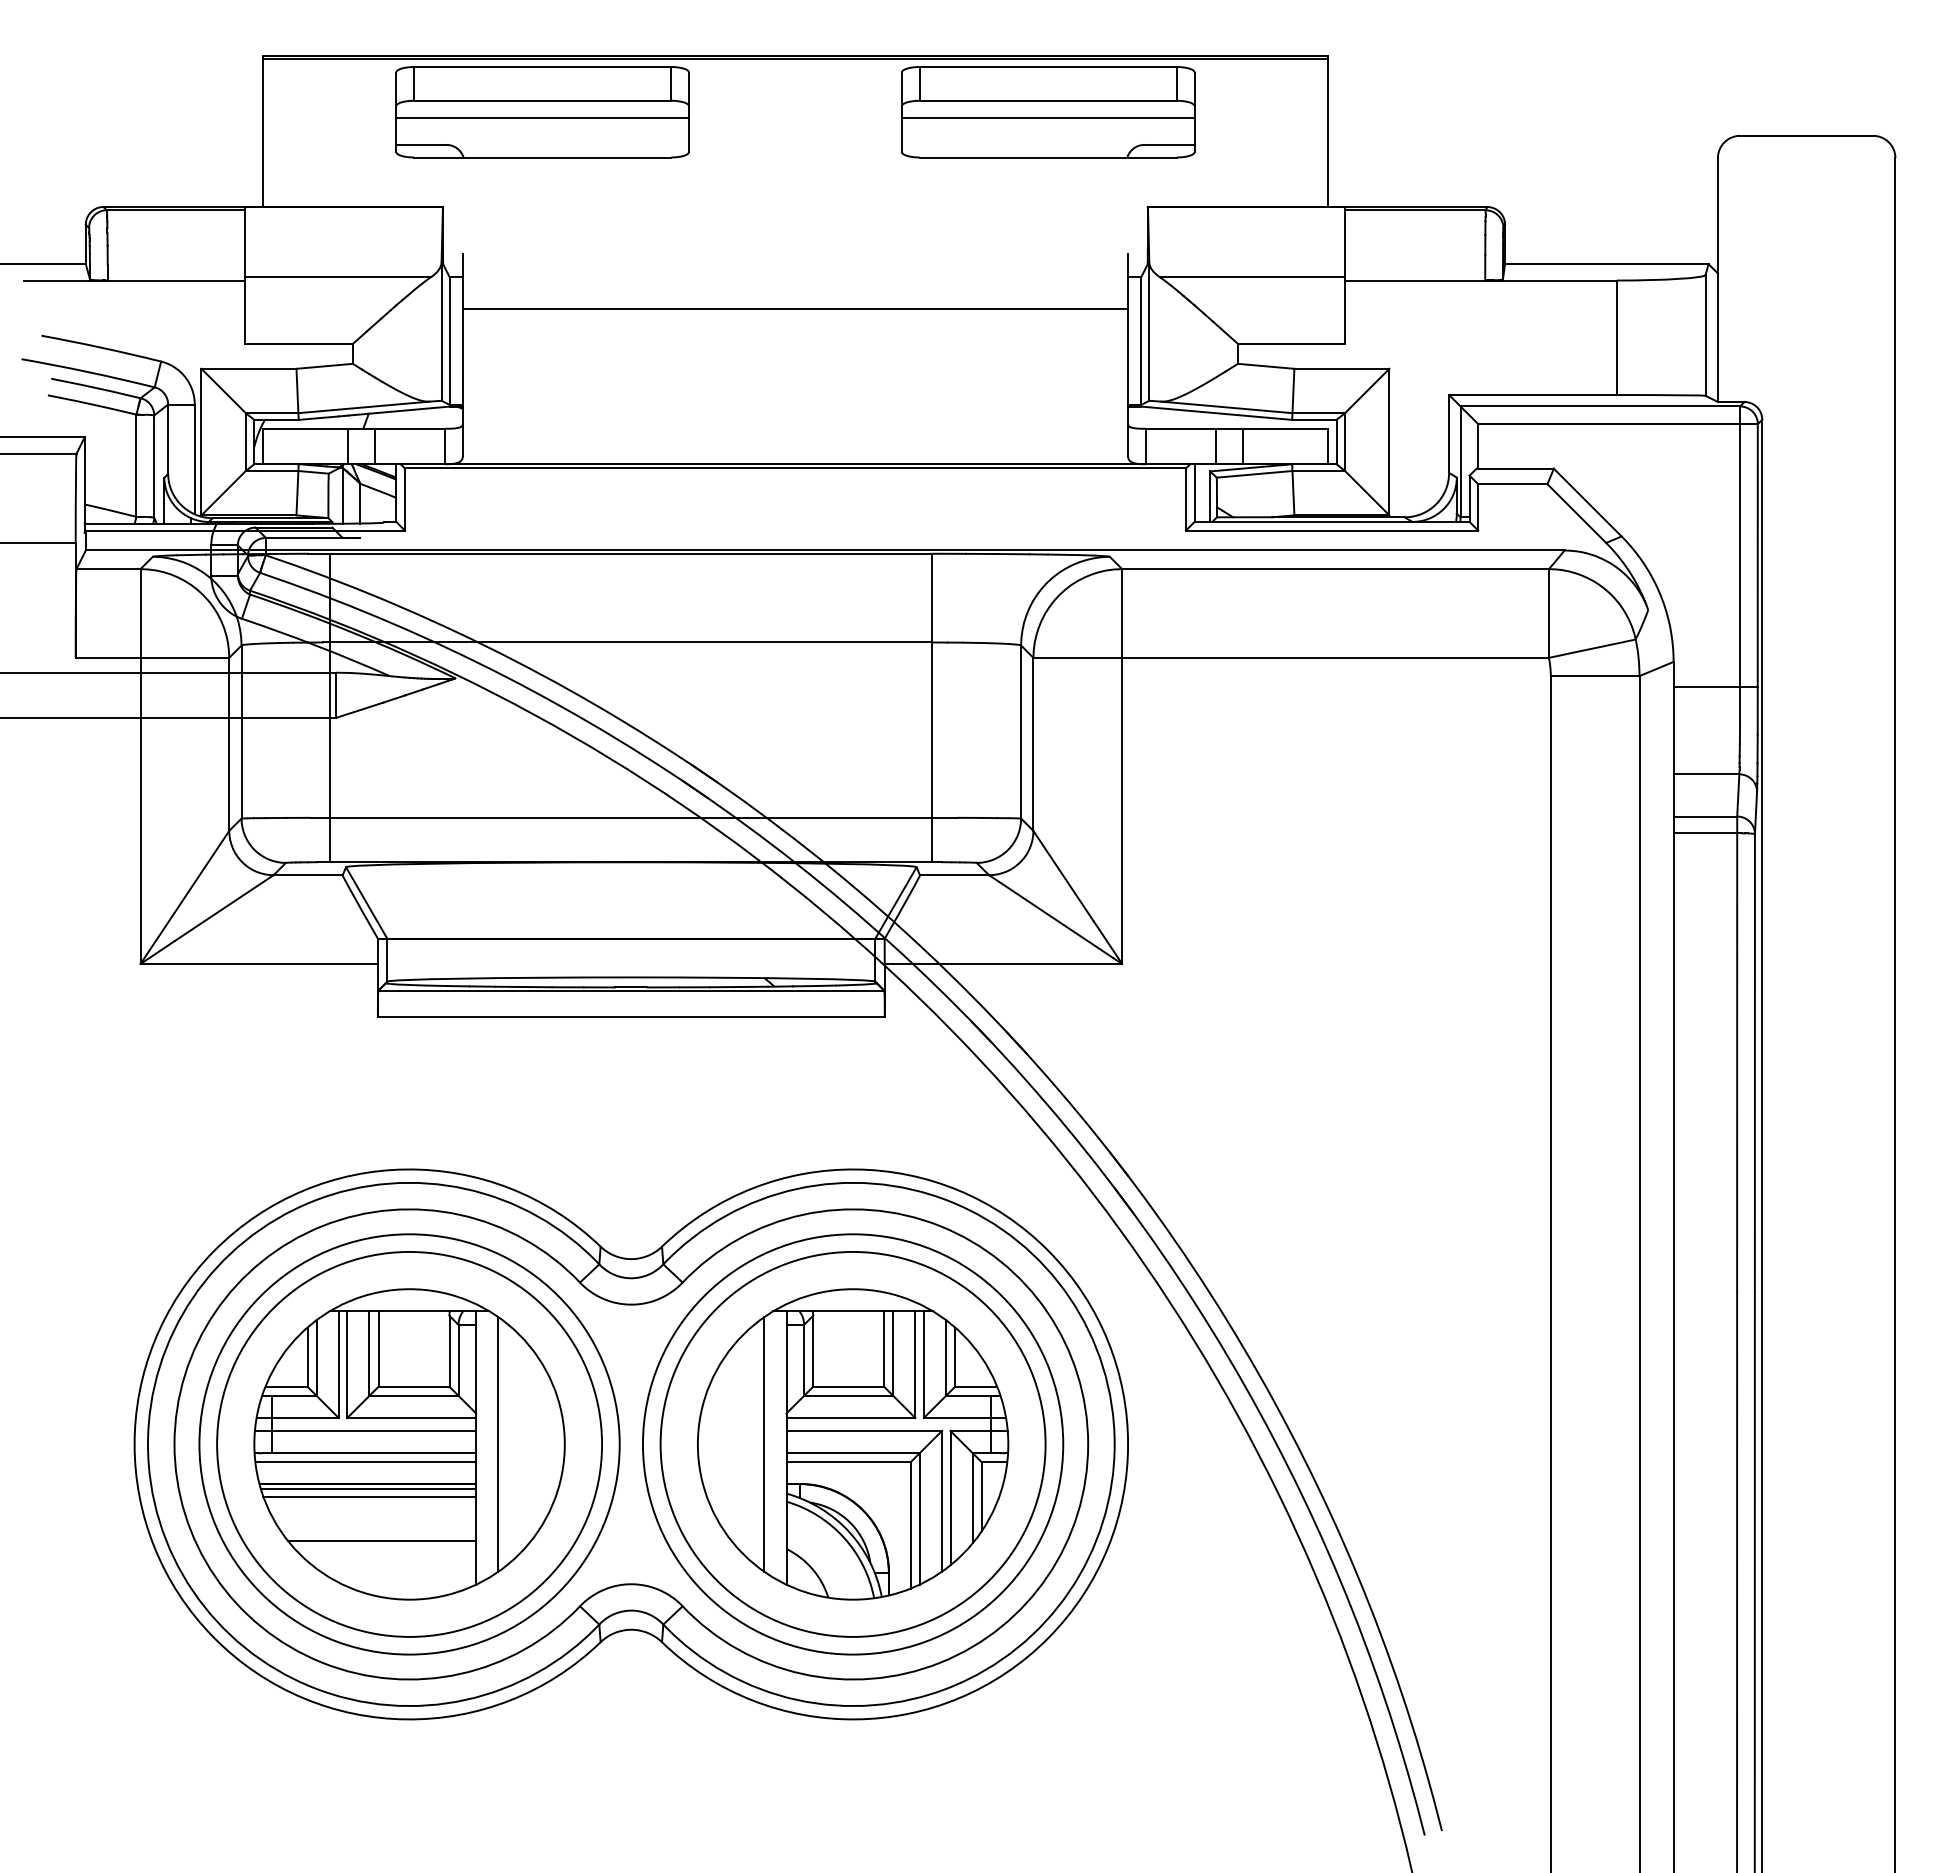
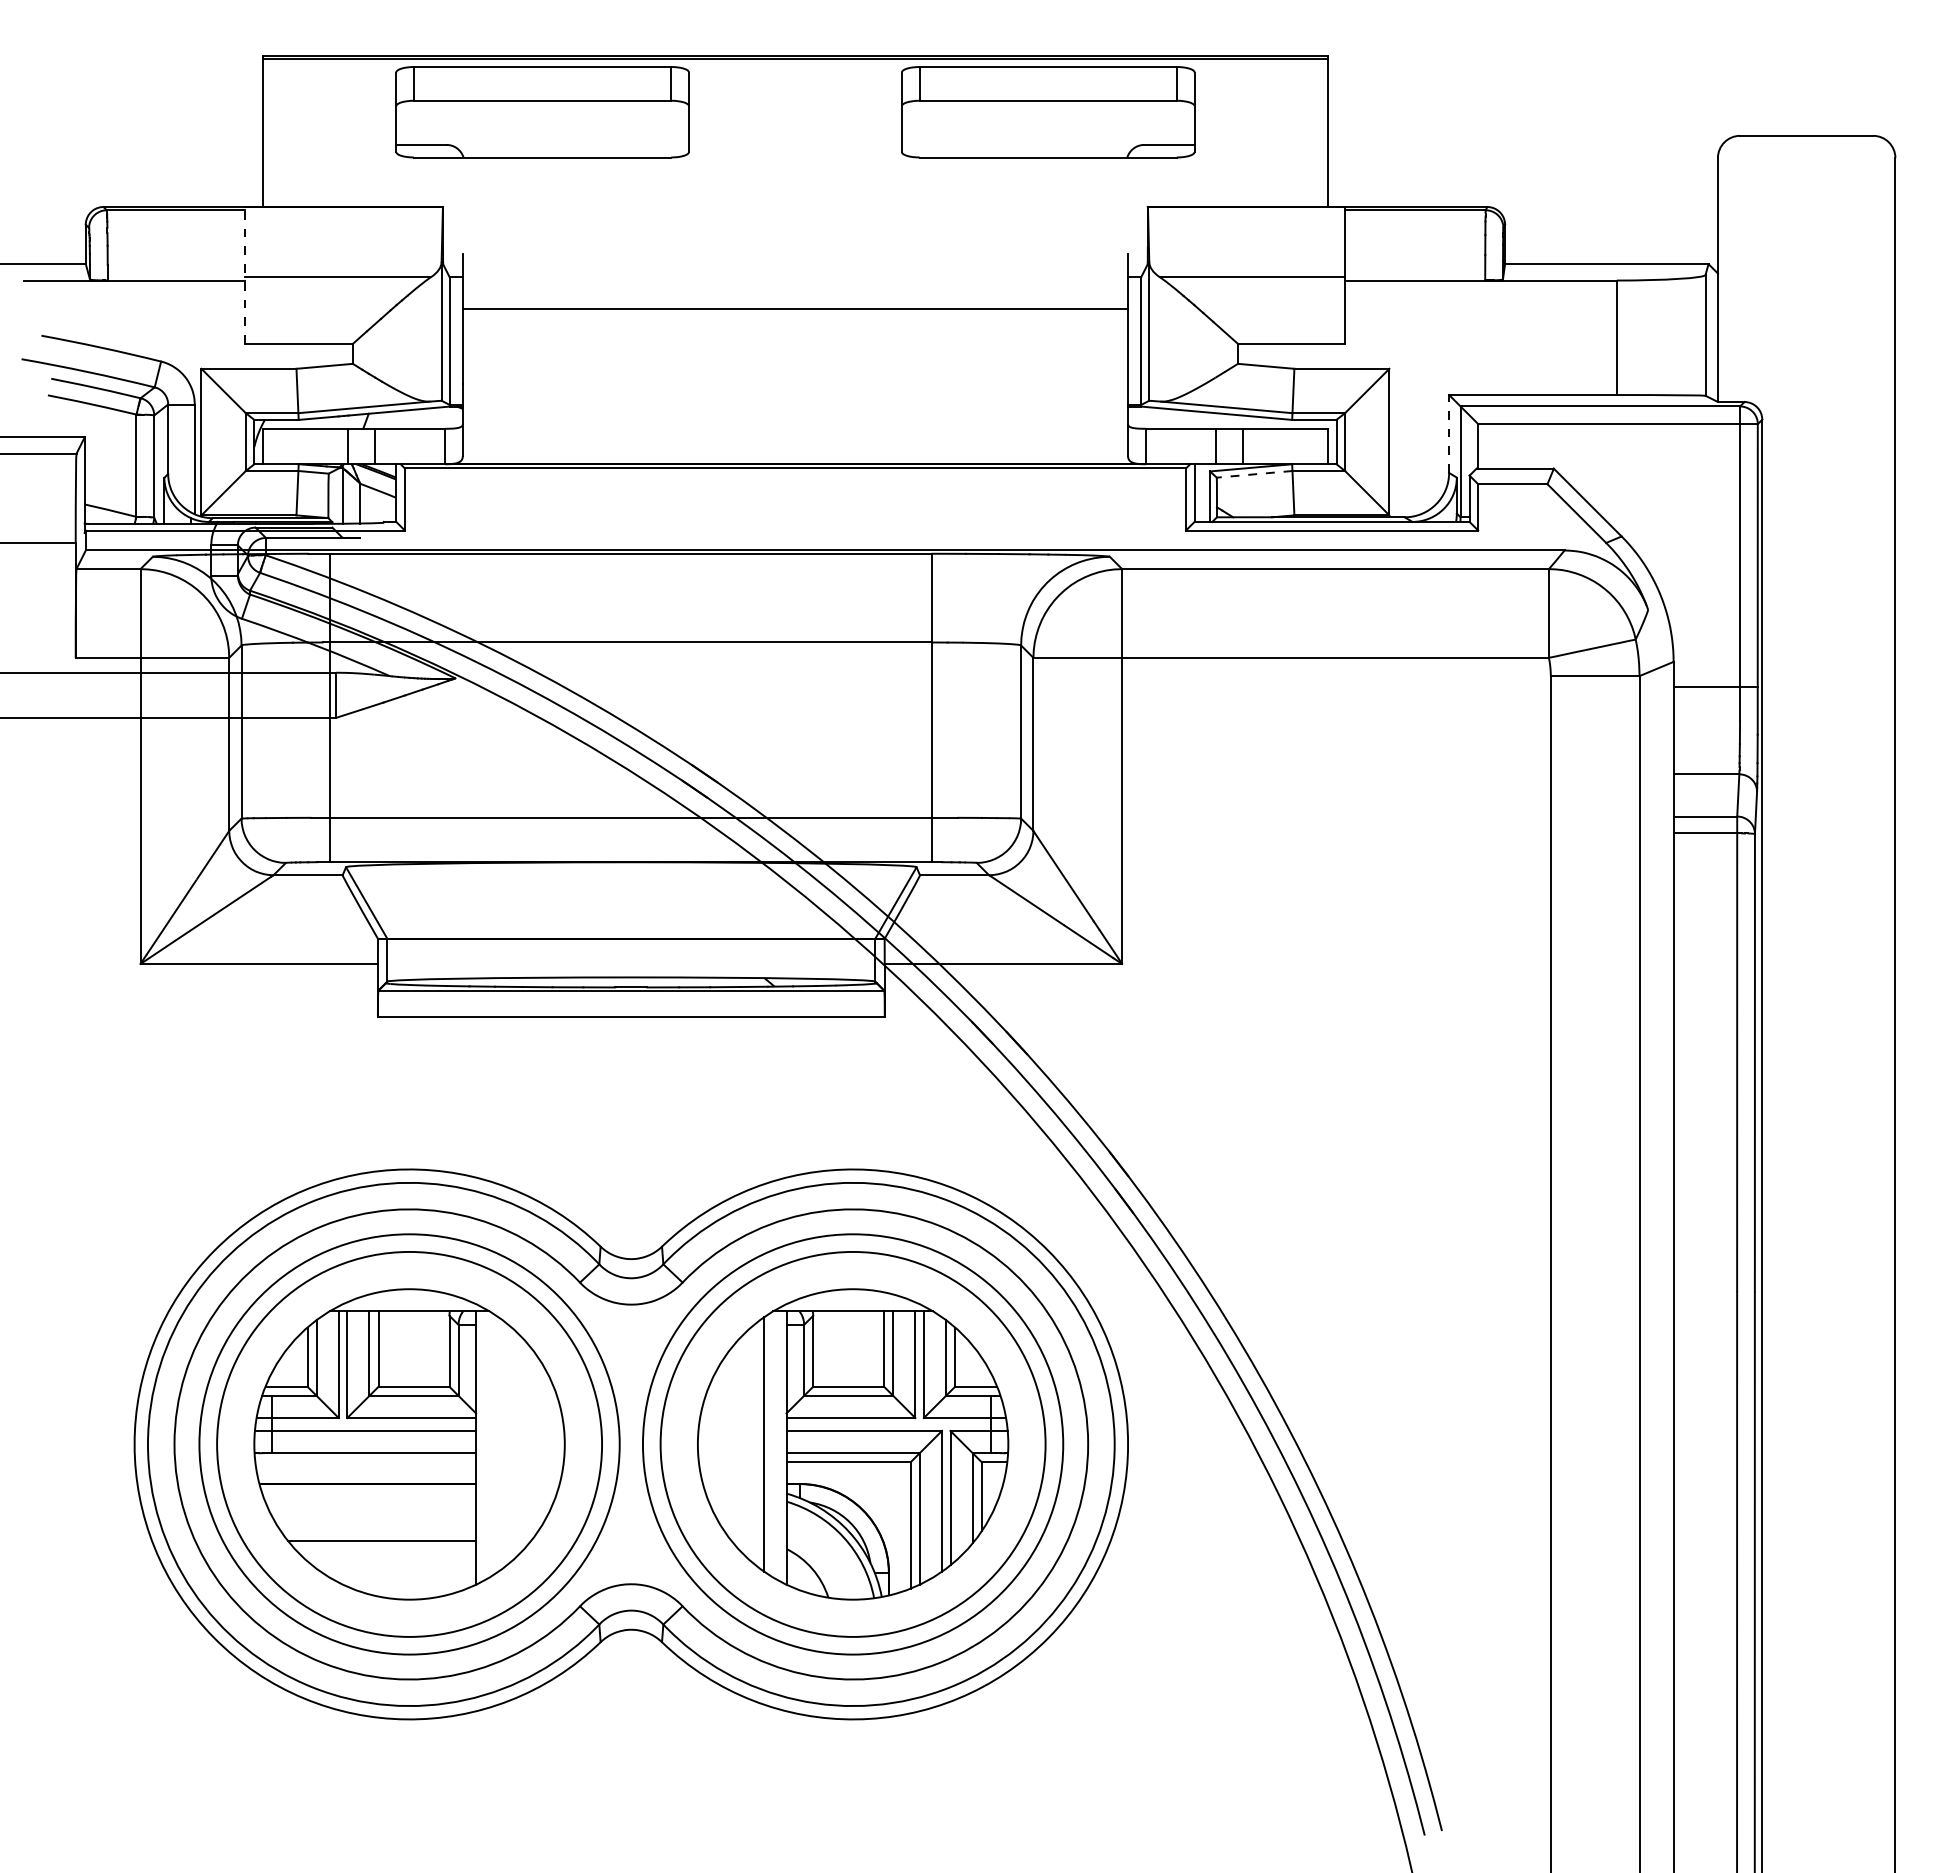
line: present -> none (542, 118)
line: present -> none (1047, 118)
line: solid -> dashed (245, 275)
line: solid -> dashed (1449, 433)
line: solid -> dashed (1254, 474)
line: present -> none (498, 1444)
line: present -> none (365, 1462)
line: present -> none (368, 1488)
line: present -> none (369, 1496)
